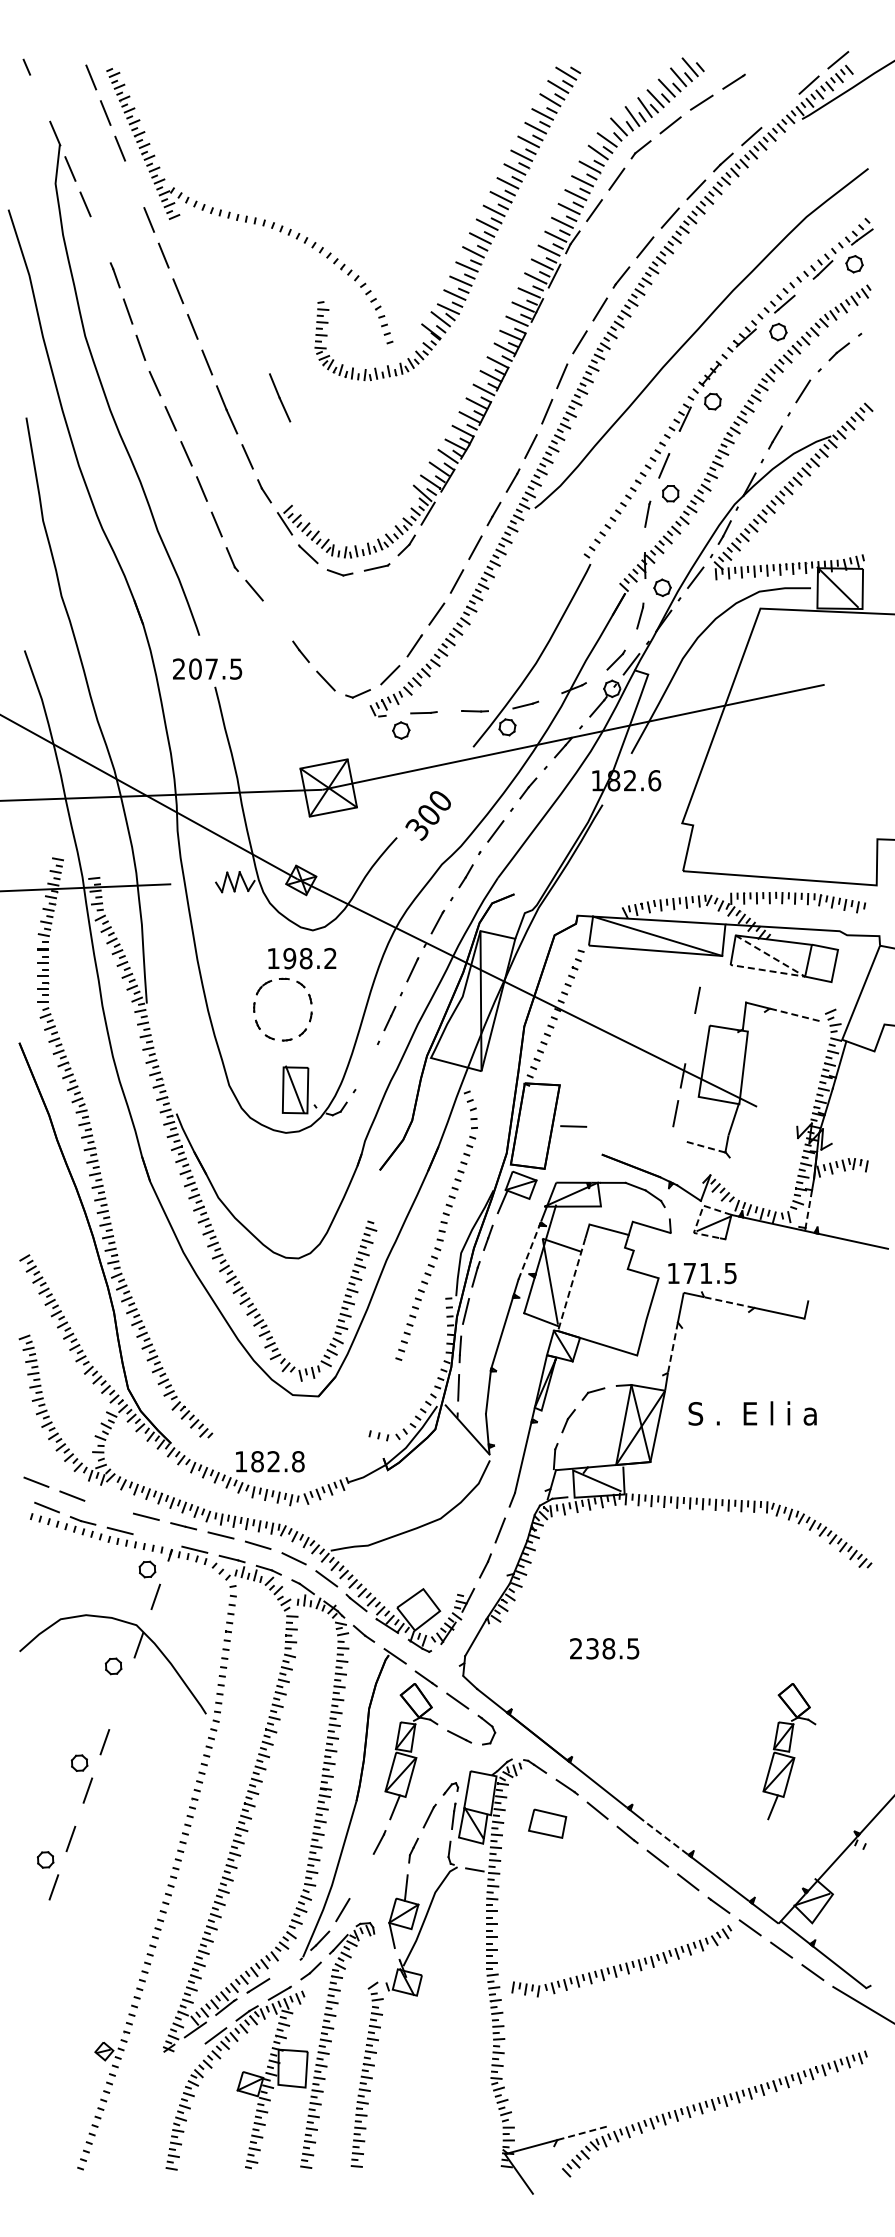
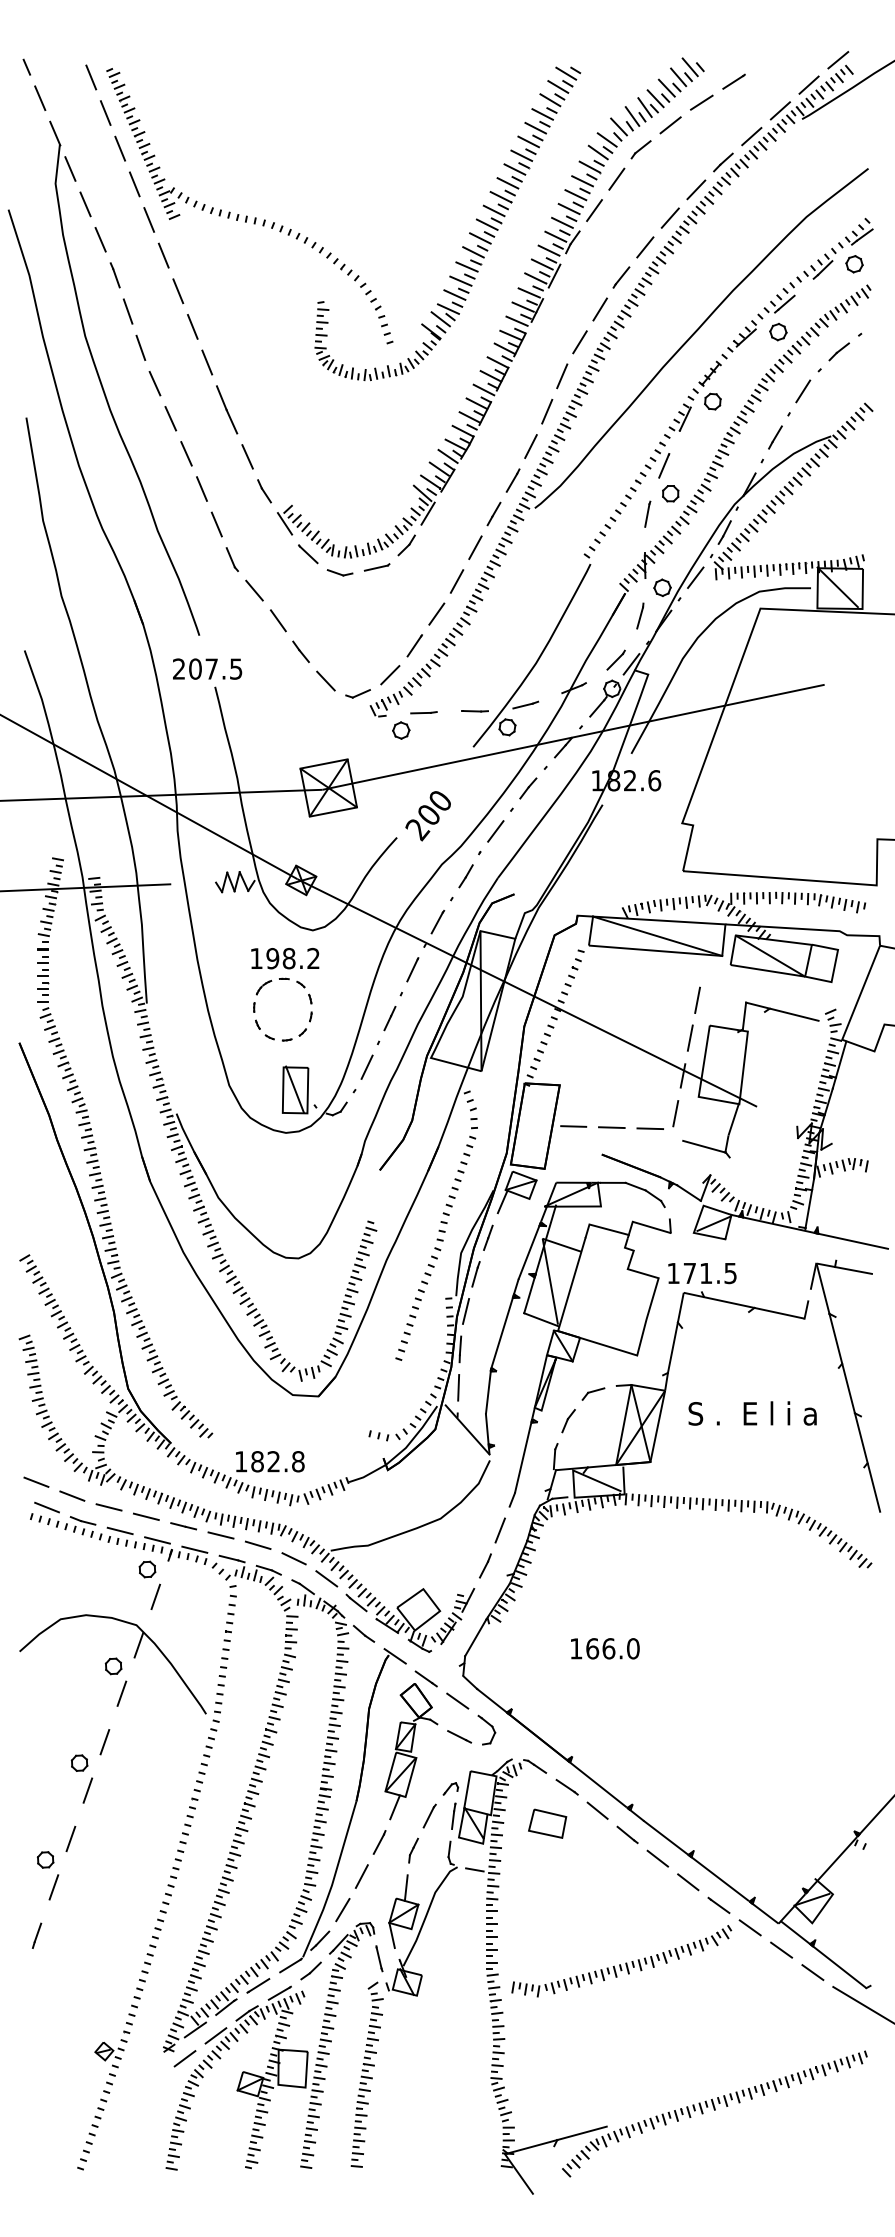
line: none -> present (40, 98)
line: none -> present (779, 110)
line: none -> present (134, 184)
line: none -> present (100, 239)
line: present -> none (280, 397)
line: none -> present (277, 620)
text: 300 -> 200 (417, 830)
text position: (302, 958) -> (285, 958) (285, 958)
line: dashed -> solid (802, 975)
line: dashed -> solid (793, 1014)
line: none -> present (690, 1037)
line: none -> present (366, 1066)
line: none -> present (611, 1127)
line: none -> present (649, 1128)
line: dashed -> solid (704, 1146)
line: dashed -> solid (808, 1209)
line: dashed -> solid (699, 1217)
line: dashed -> solid (530, 1249)
line: dashed -> solid (571, 1285)
line: dashed -> solid (729, 1302)
line: dashed -> solid (672, 1347)
part: none -> present (845, 1385)
line: none -> present (108, 1507)
line: none -> present (157, 1540)
text: 238.5 -> 166.0 (604, 1648)
line: none -> present (121, 1693)
part: present -> none (789, 1751)
line: dashed -> solid (665, 1837)
line: none -> present (361, 1876)
line: none -> present (37, 1935)
line: none -> present (379, 1958)
line: none -> present (290, 1965)
line: none -> present (184, 2058)
line: dashed -> solid (582, 2133)
